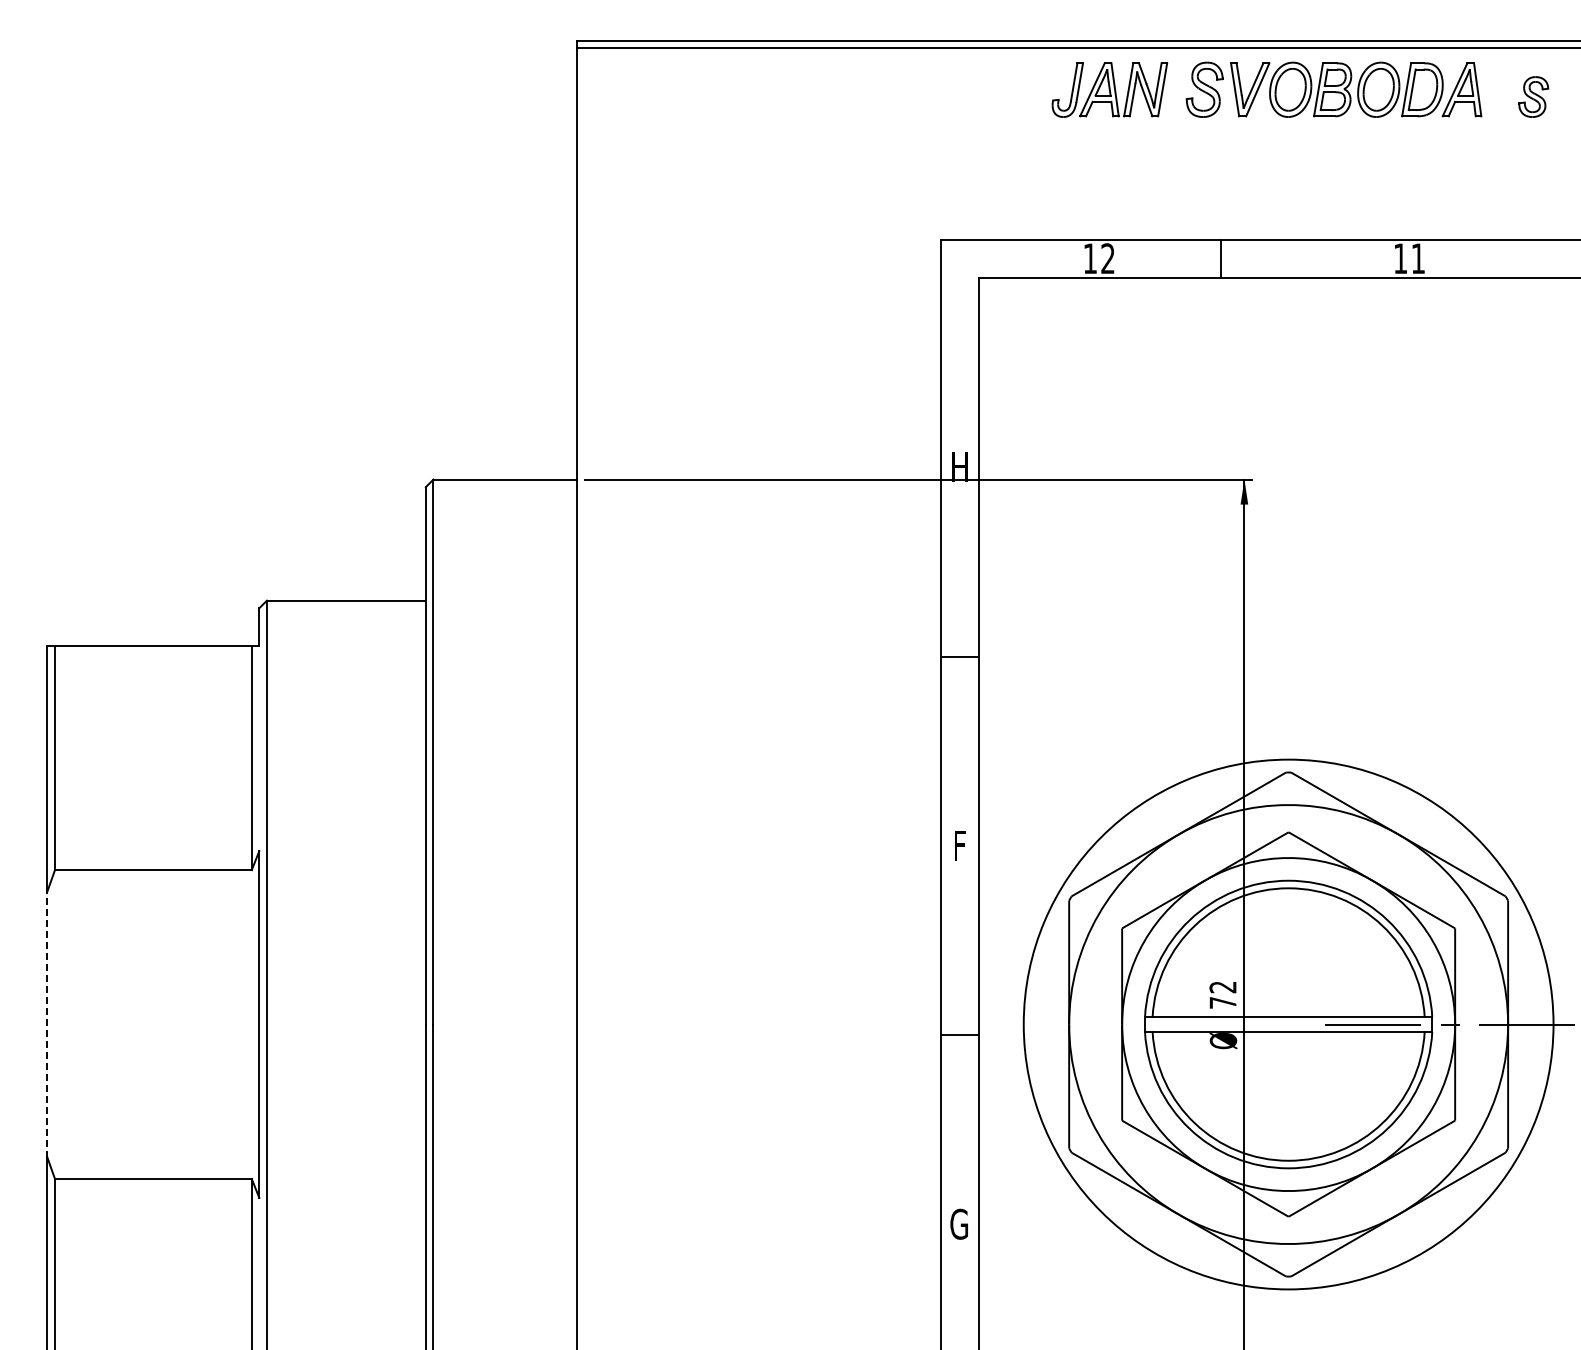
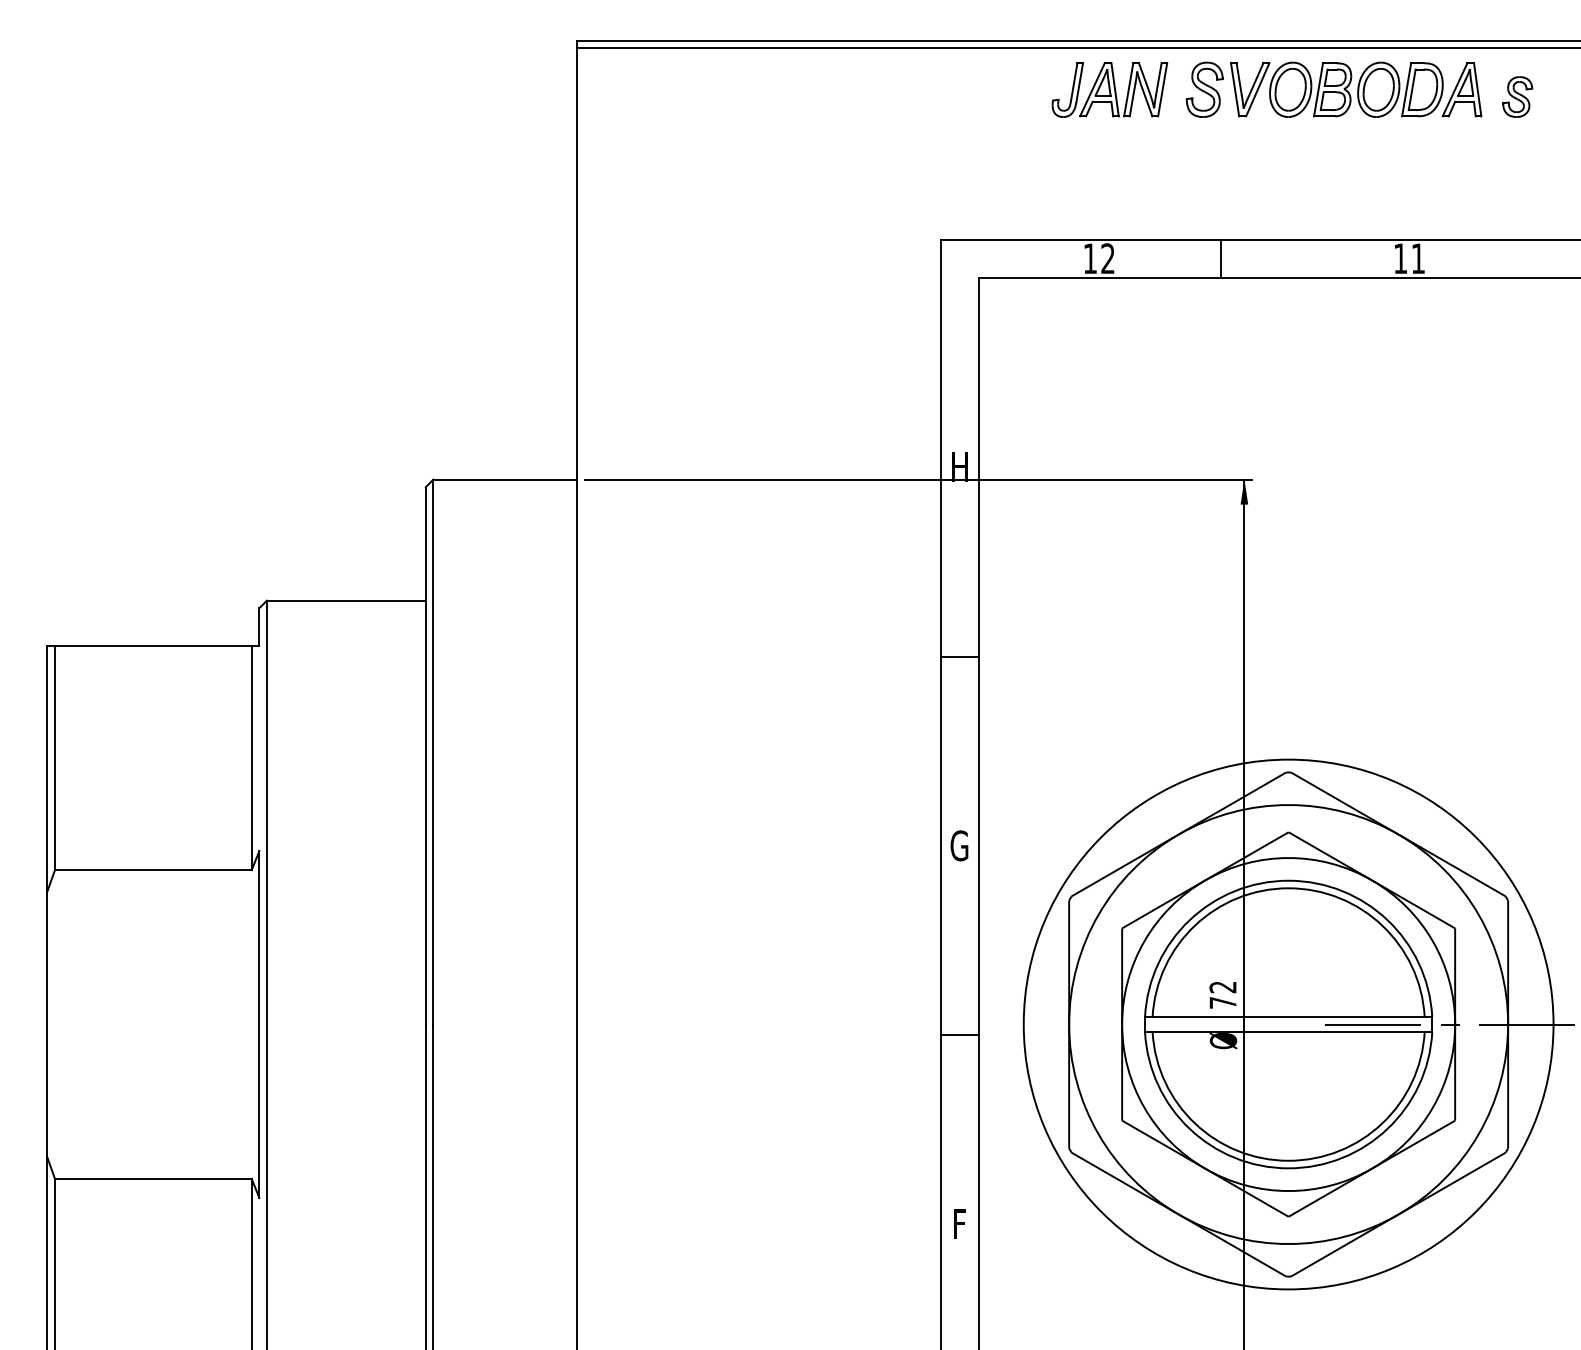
part position: (1533, 96) -> (1517, 96) (1517, 96)
text: F -> G (959, 845)
line: dashed -> solid (47, 1024)
text: G -> F (958, 1223)
